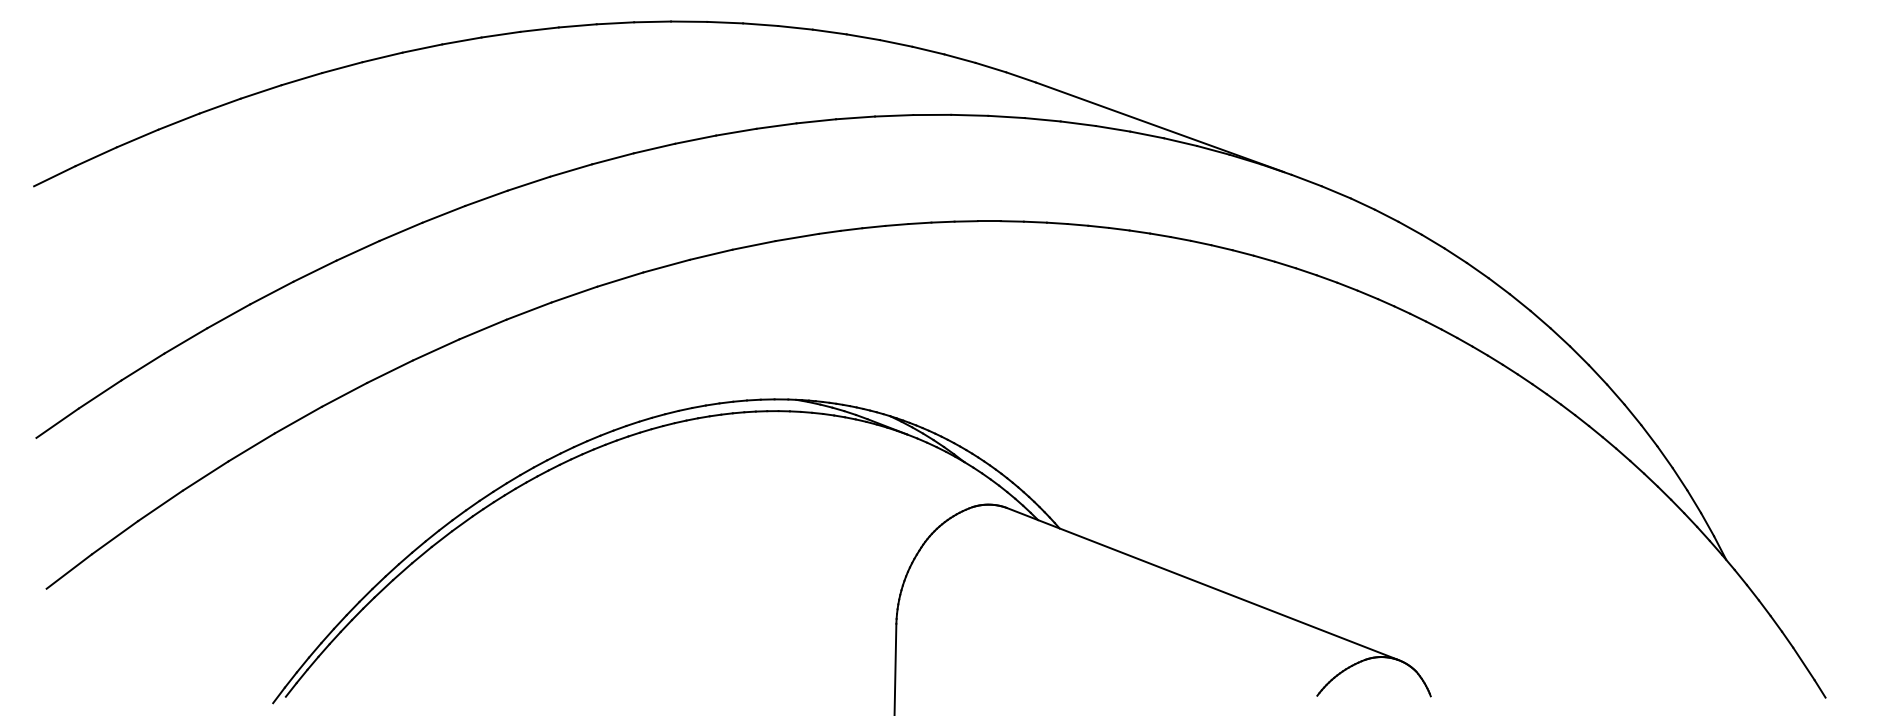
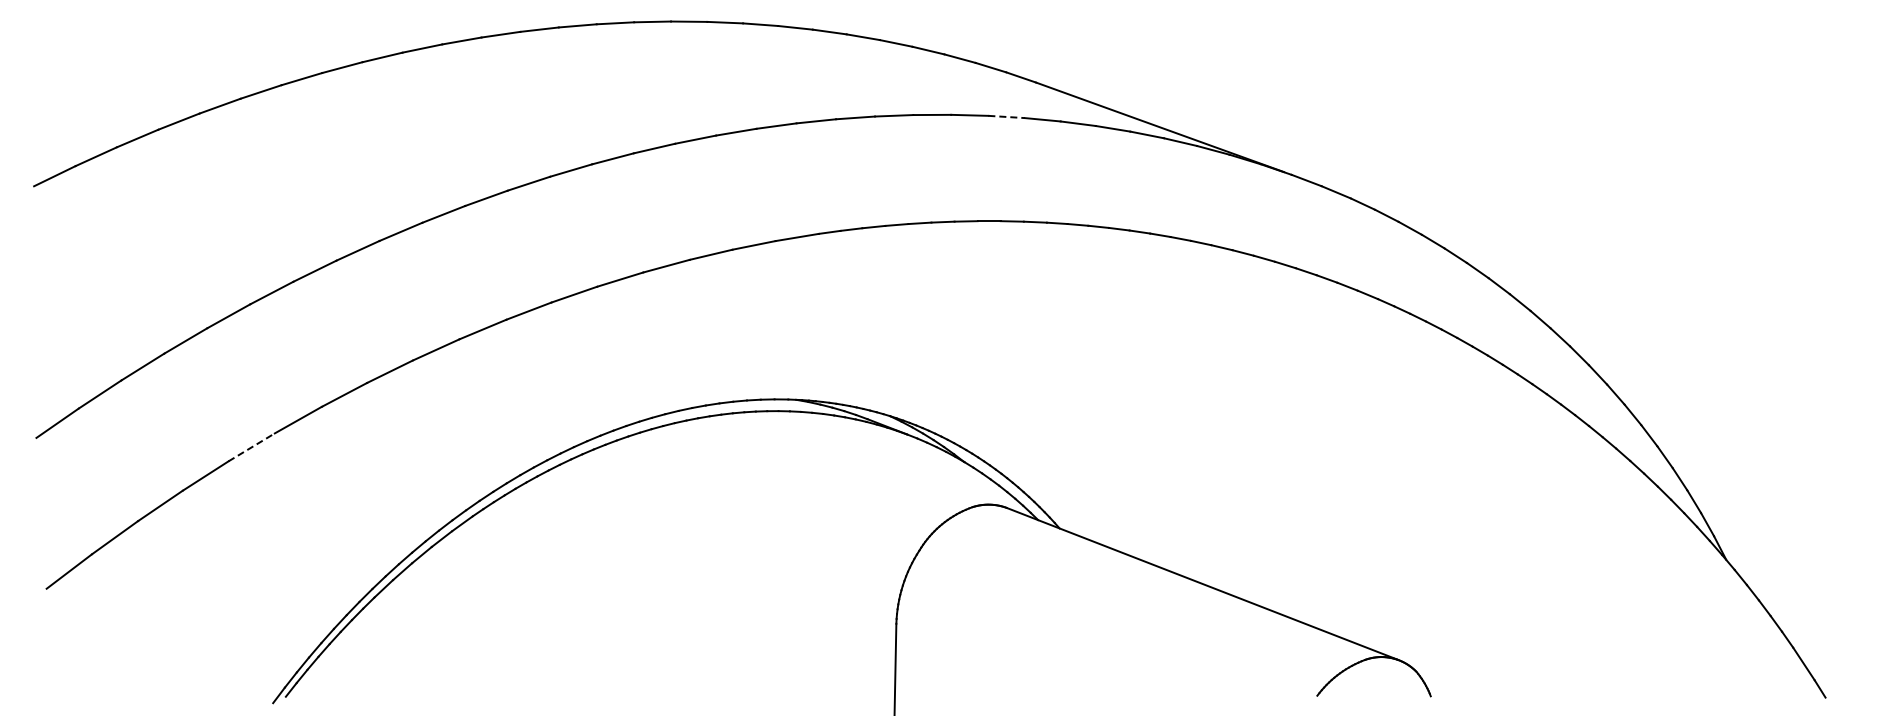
line: solid -> dashed (1007, 117)
line: solid -> dashed (252, 447)
